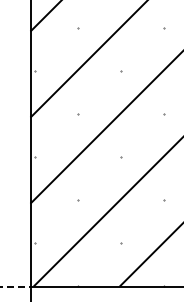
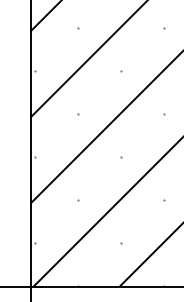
line: dashed -> solid (15, 286)
